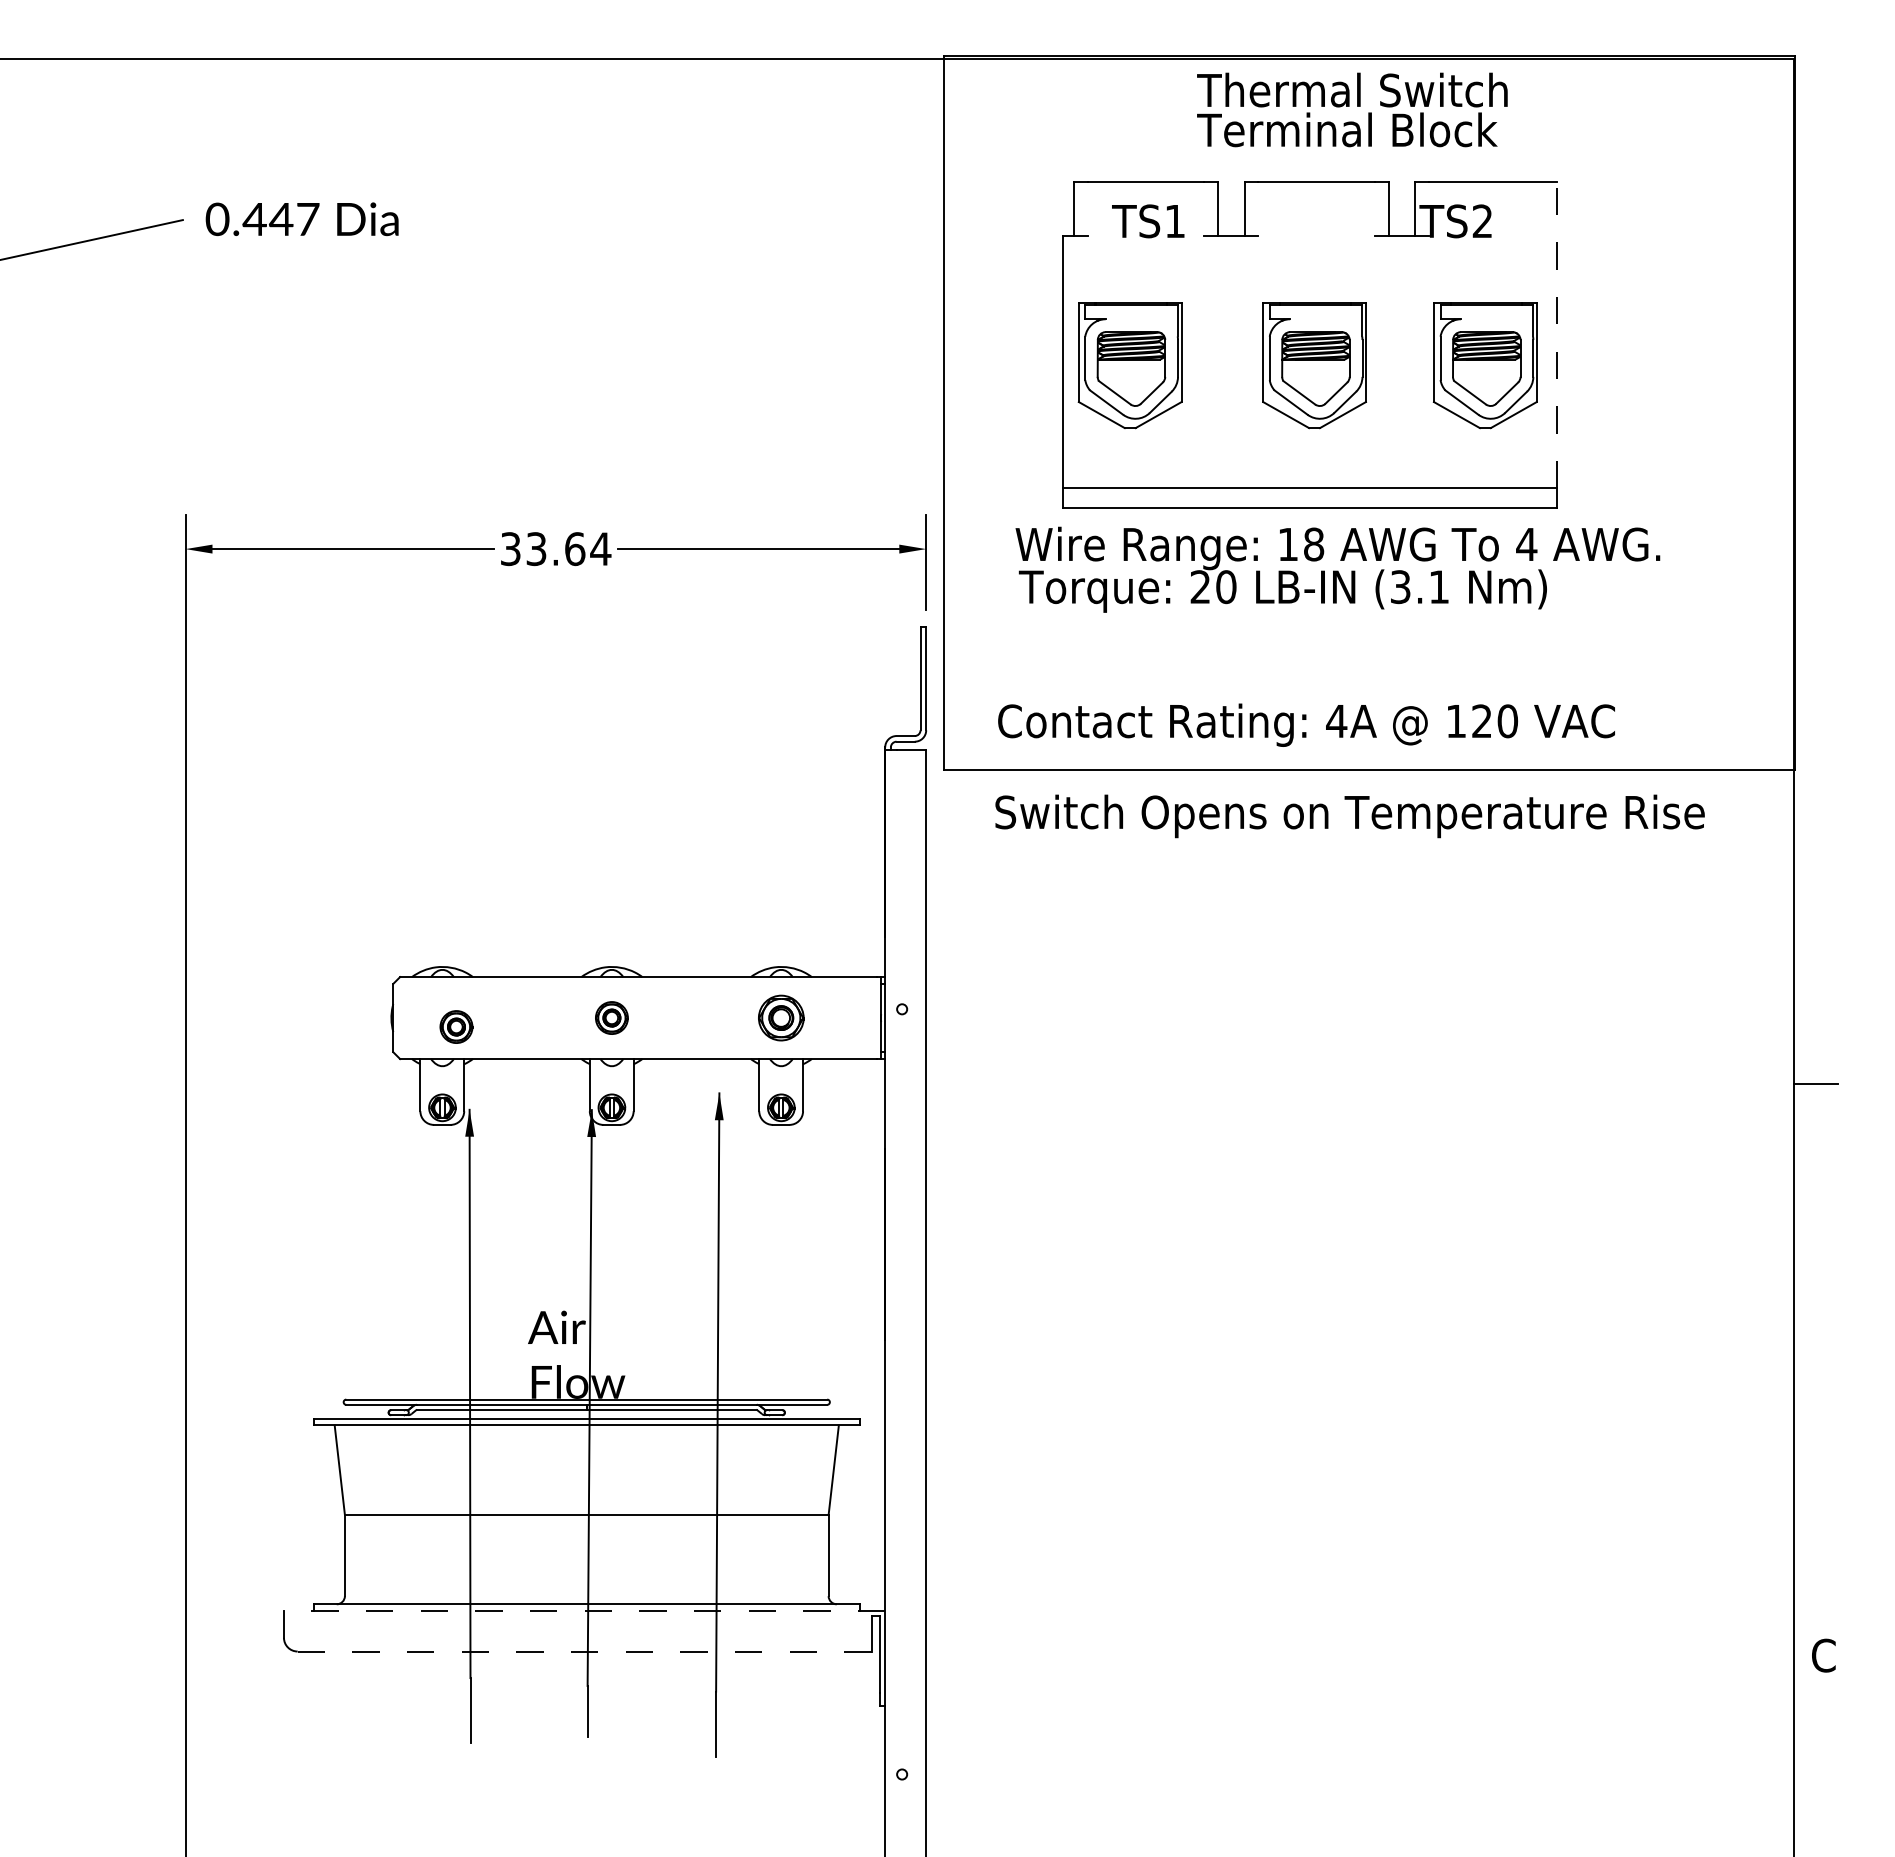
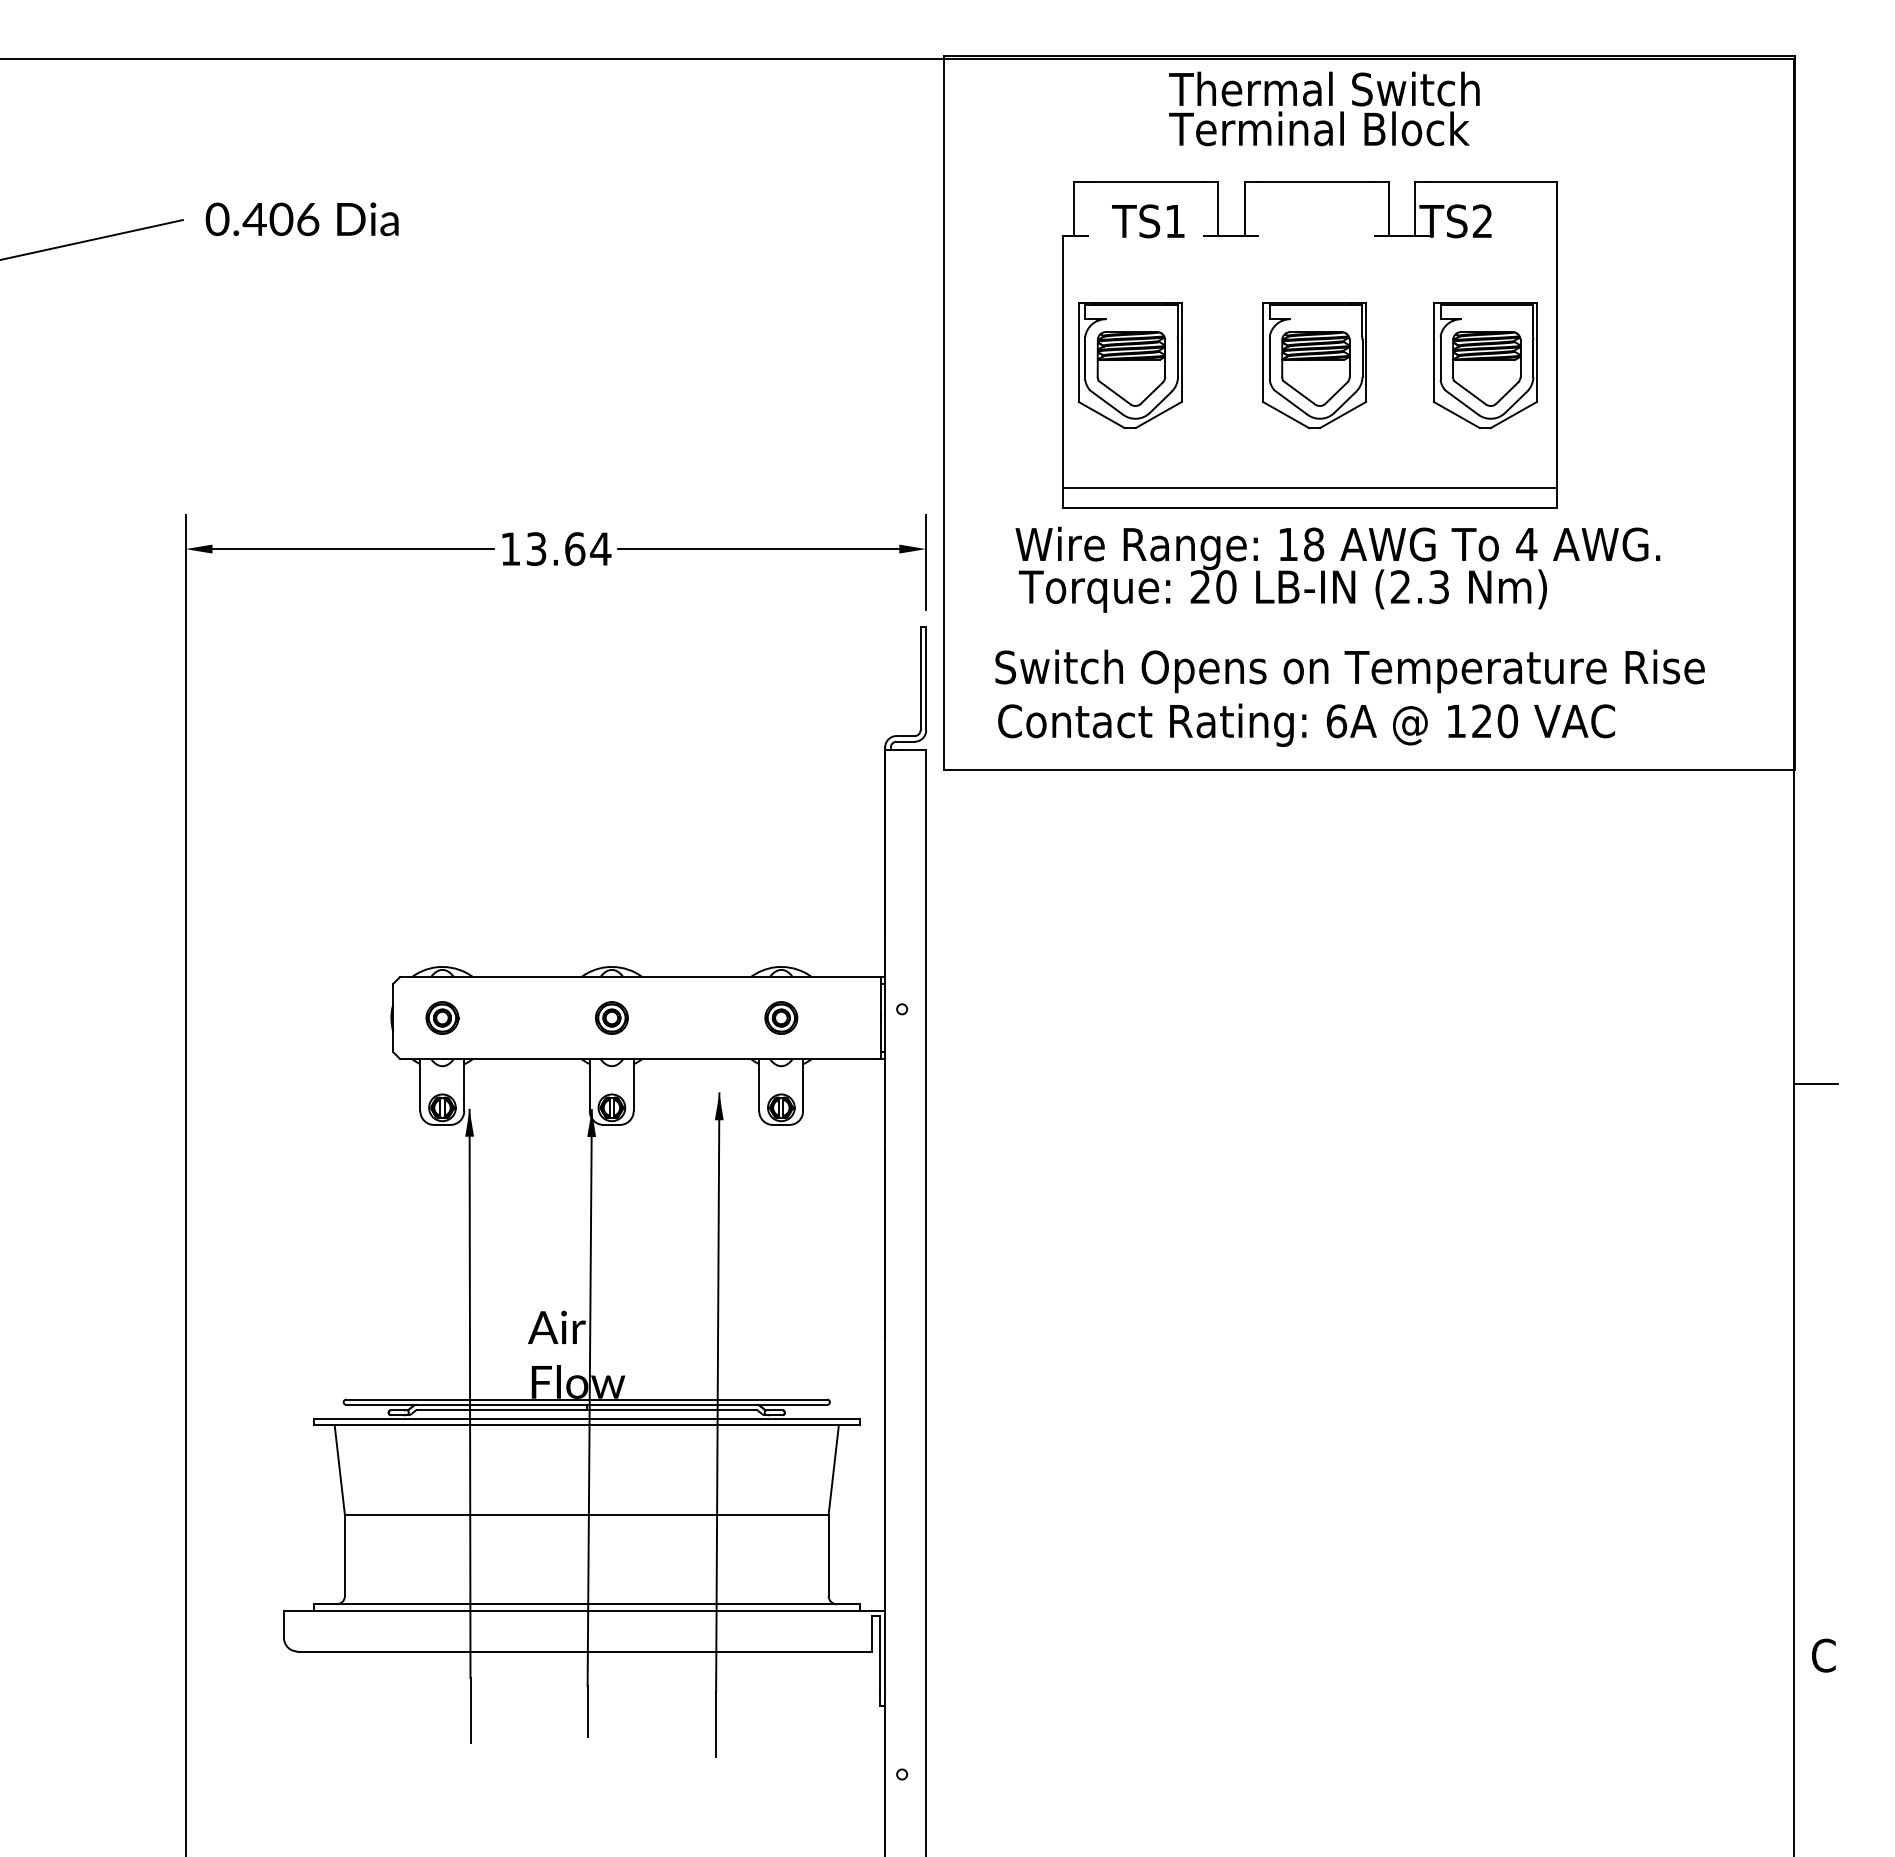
text position: (1352, 109) -> (1324, 108) (1324, 108)
text: 0.447 -> 0.406 (293, 219)
line: dashed -> solid (1557, 334)
text: 33.64 -> 13.64 (510, 549)
text: (3.1 -> (2.3 (1419, 587)
text: 4A -> 6A (1336, 721)
text position: (1349, 816) -> (1349, 671) (1349, 671)
part size: 47x48 px -> 35x34 px (781, 1017)
part position: (456, 1026) -> (442, 1017) (442, 1017)
line: dashed -> solid (584, 1610)
line: dashed -> solid (584, 1651)
